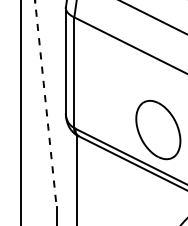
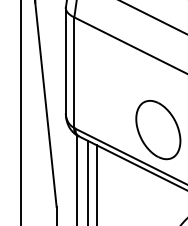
line: dashed -> solid (45, 103)
line: none -> present (88, 181)
line: none -> present (96, 183)
